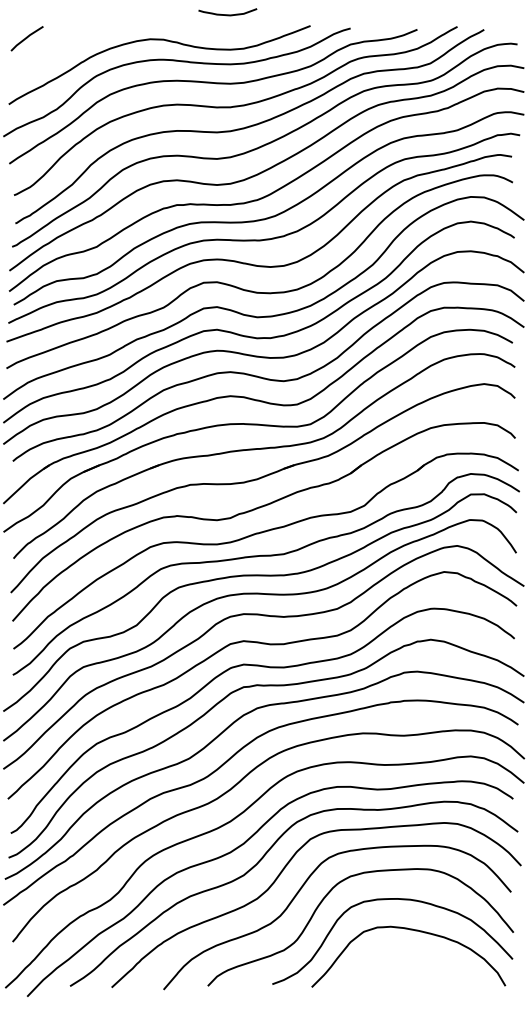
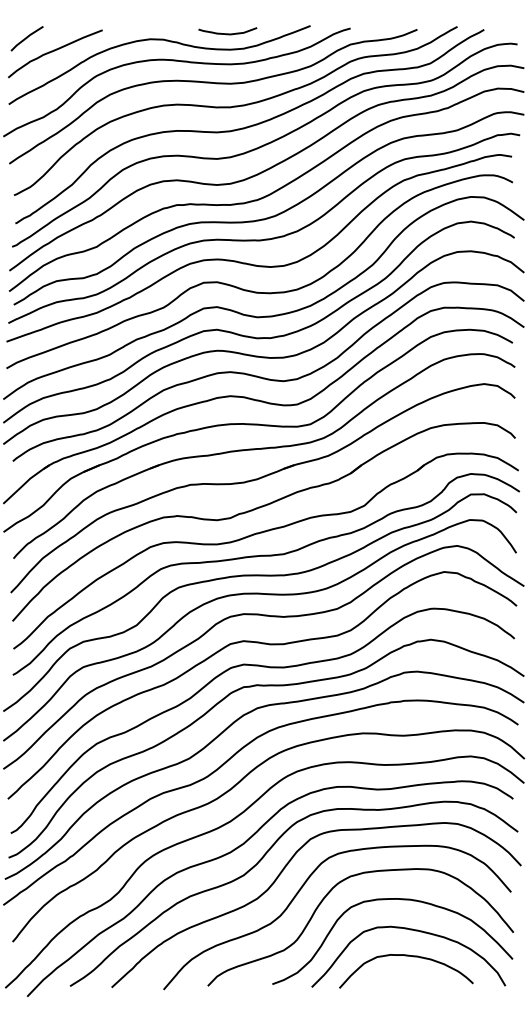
curve position: (227, 14) -> (227, 33) (227, 33)
curve: none -> present (54, 51)
curve: none -> present (406, 956)
